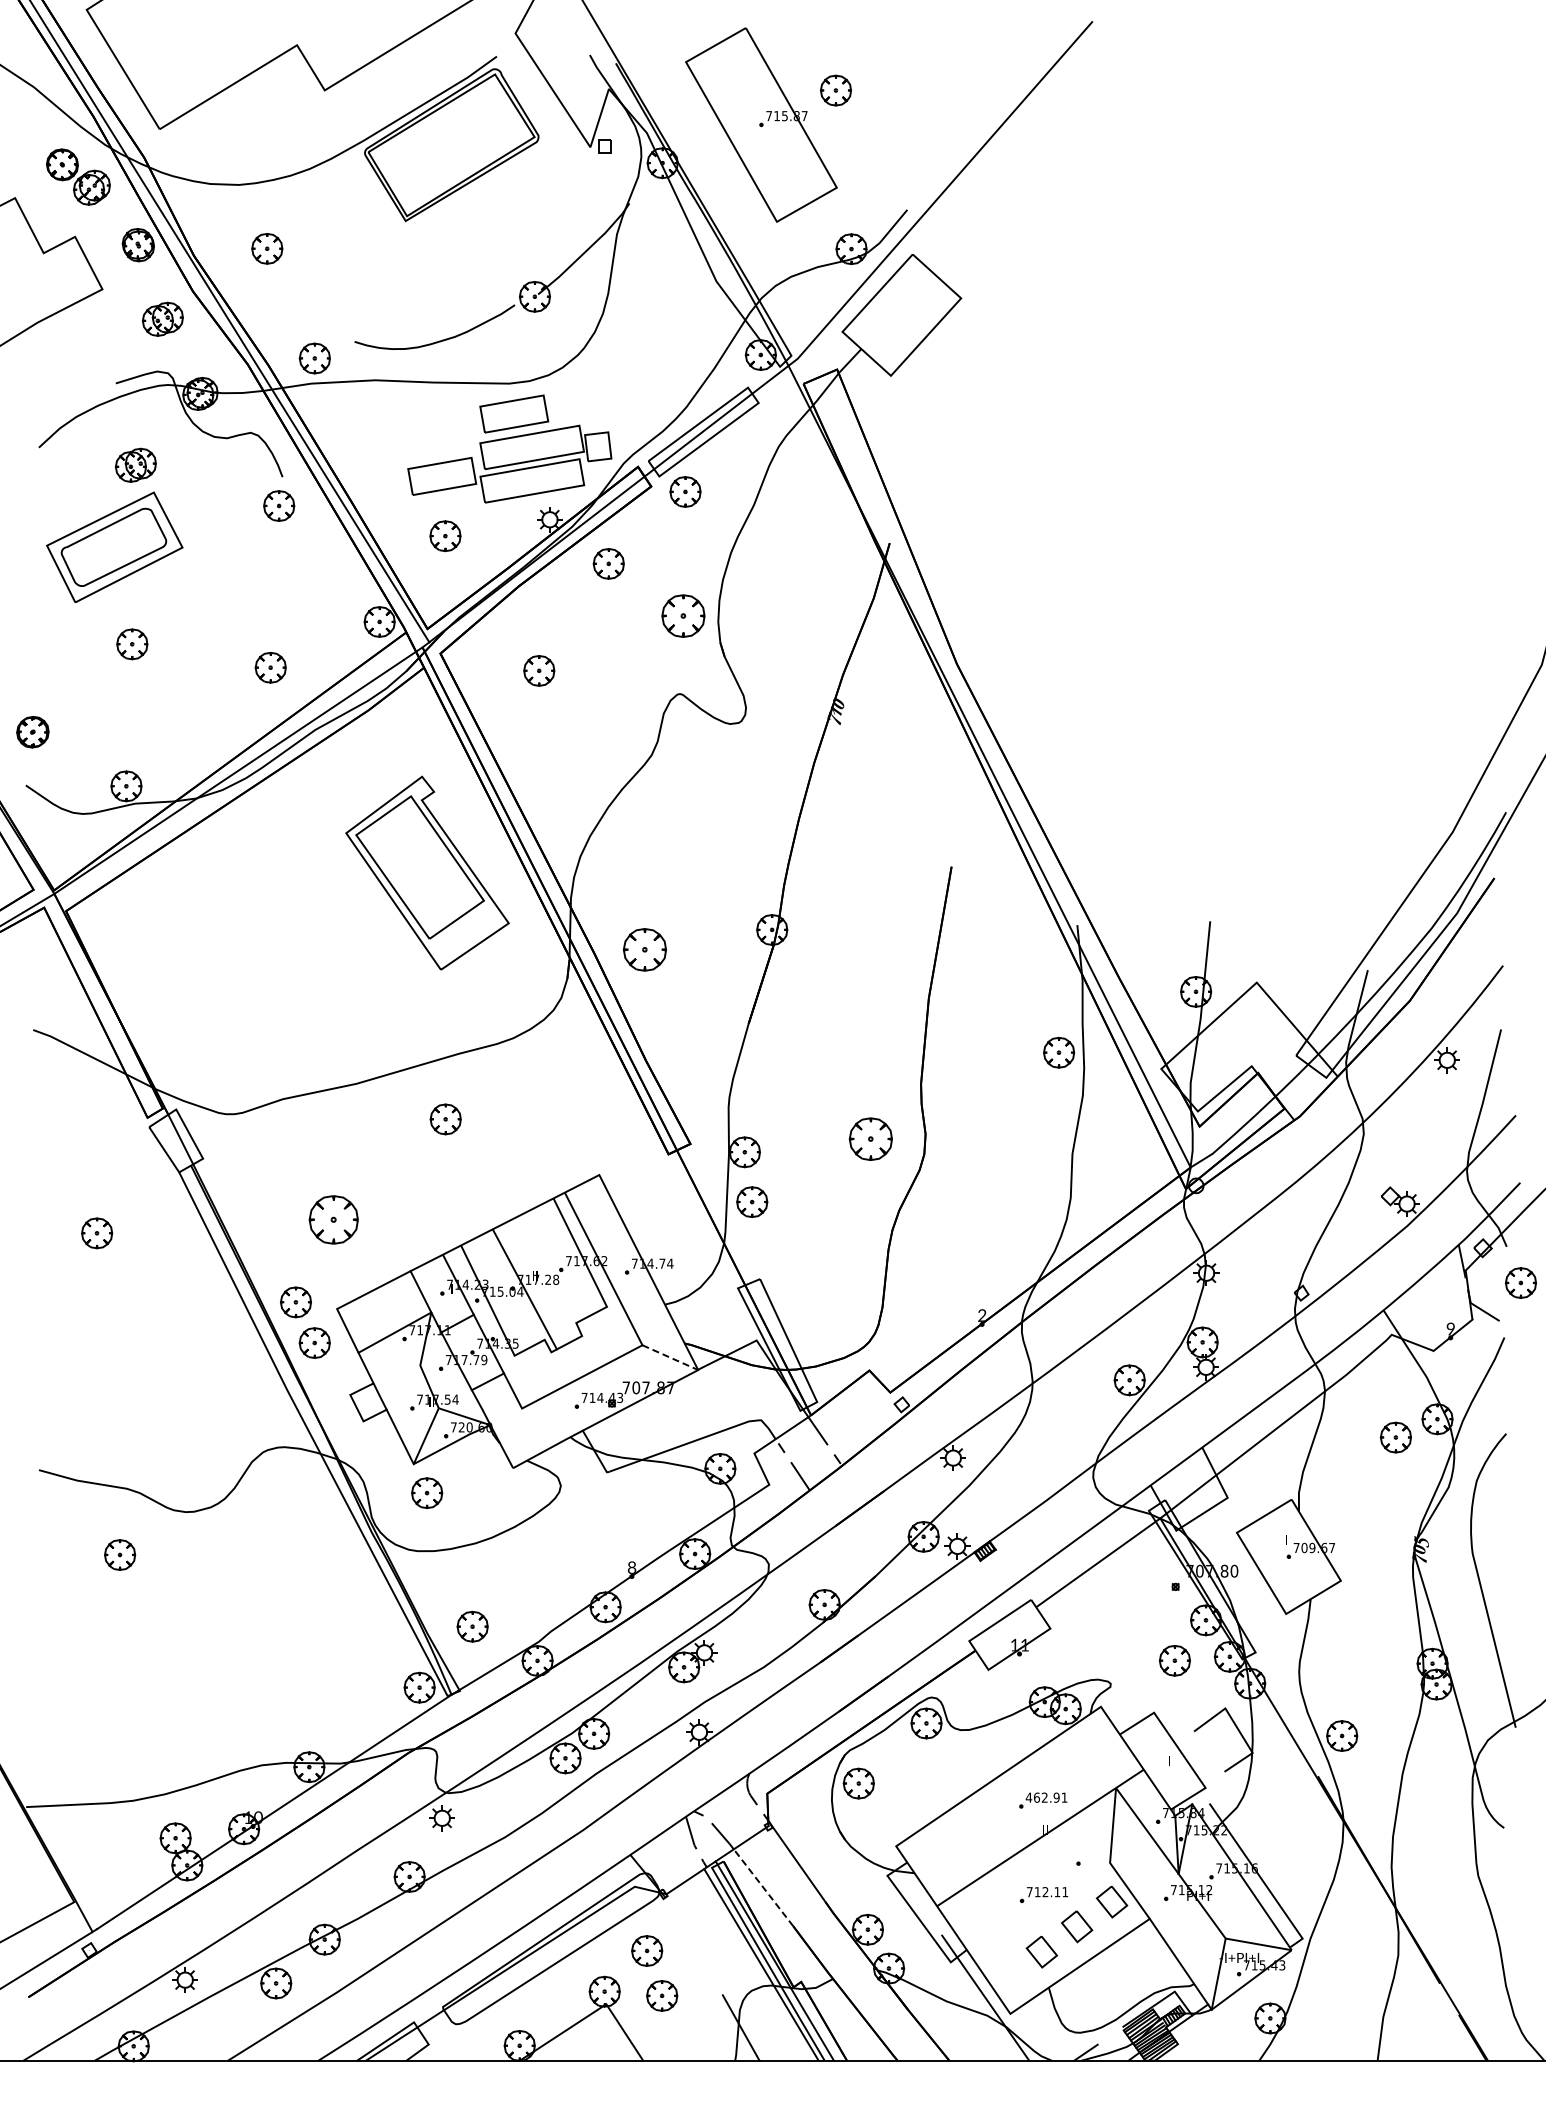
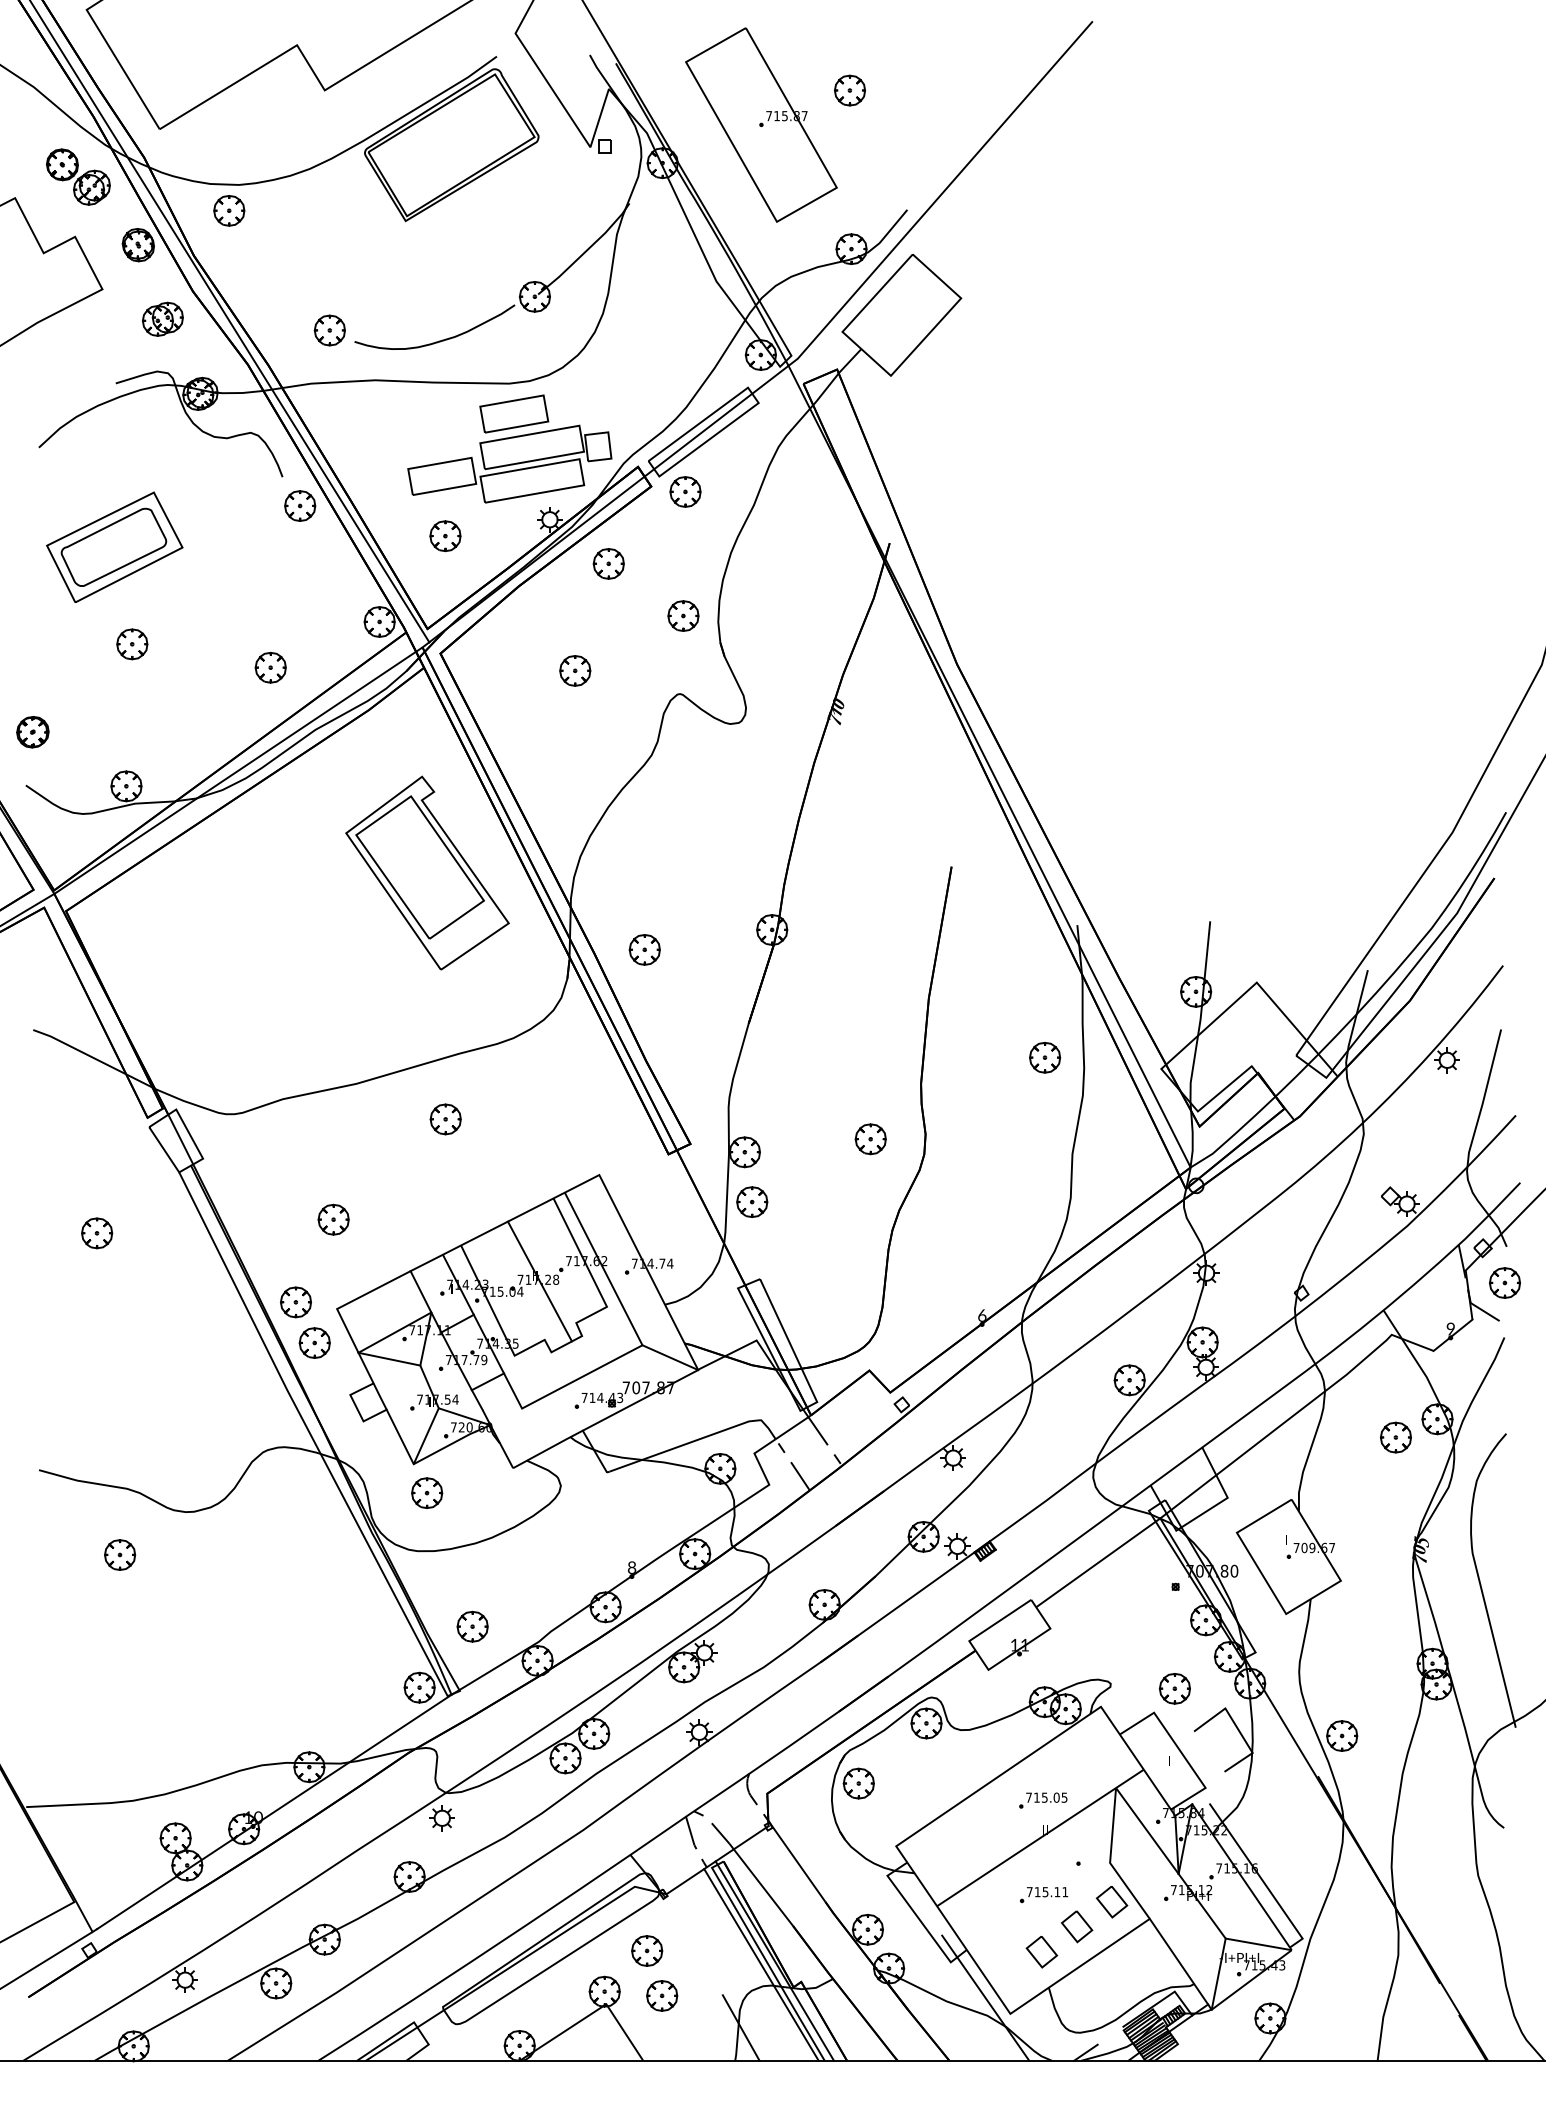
part position: (835, 90) -> (849, 90) (849, 90)
part position: (267, 248) -> (229, 210) (229, 210)
part position: (314, 358) -> (329, 330) (329, 330)
part: present -> none (135, 464)
part position: (279, 505) -> (300, 505) (300, 505)
part size: 45x44 px -> 33x32 px (683, 615)
part position: (539, 670) -> (575, 670) (575, 670)
part size: 45x44 px -> 33x32 px (644, 949)
part position: (1059, 1052) -> (1045, 1057) (1045, 1057)
part size: 45x44 px -> 33x33 px (870, 1139)
part size: 51x50 px -> 33x33 px (333, 1219)
part position: (1520, 1282) -> (1504, 1282) (1504, 1282)
line position: (524, 1289) -> (539, 1281) (539, 1281)
text: 2 -> 6 (982, 1315)
line: dashed -> solid (670, 1357)
line: none -> present (389, 1358)
part position: (1174, 1660) -> (1174, 1688) (1174, 1688)
text: 462.91 -> 715.05 (1046, 1797)
line: dashed -> solid (763, 1887)
text: 712.11 -> 715.11 (1045, 1892)
